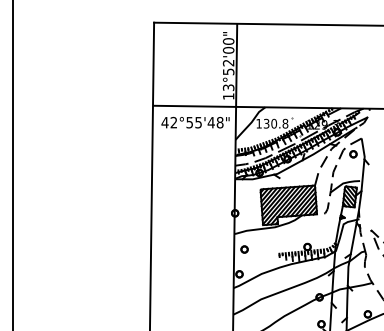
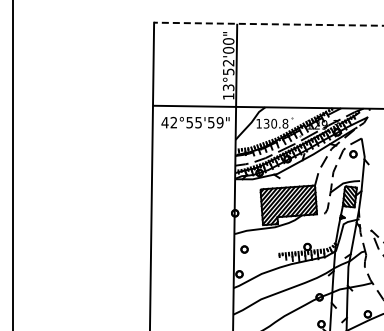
line: solid -> dashed (268, 24)
text: 42°55'48" -> 42°55'59" (215, 122)
